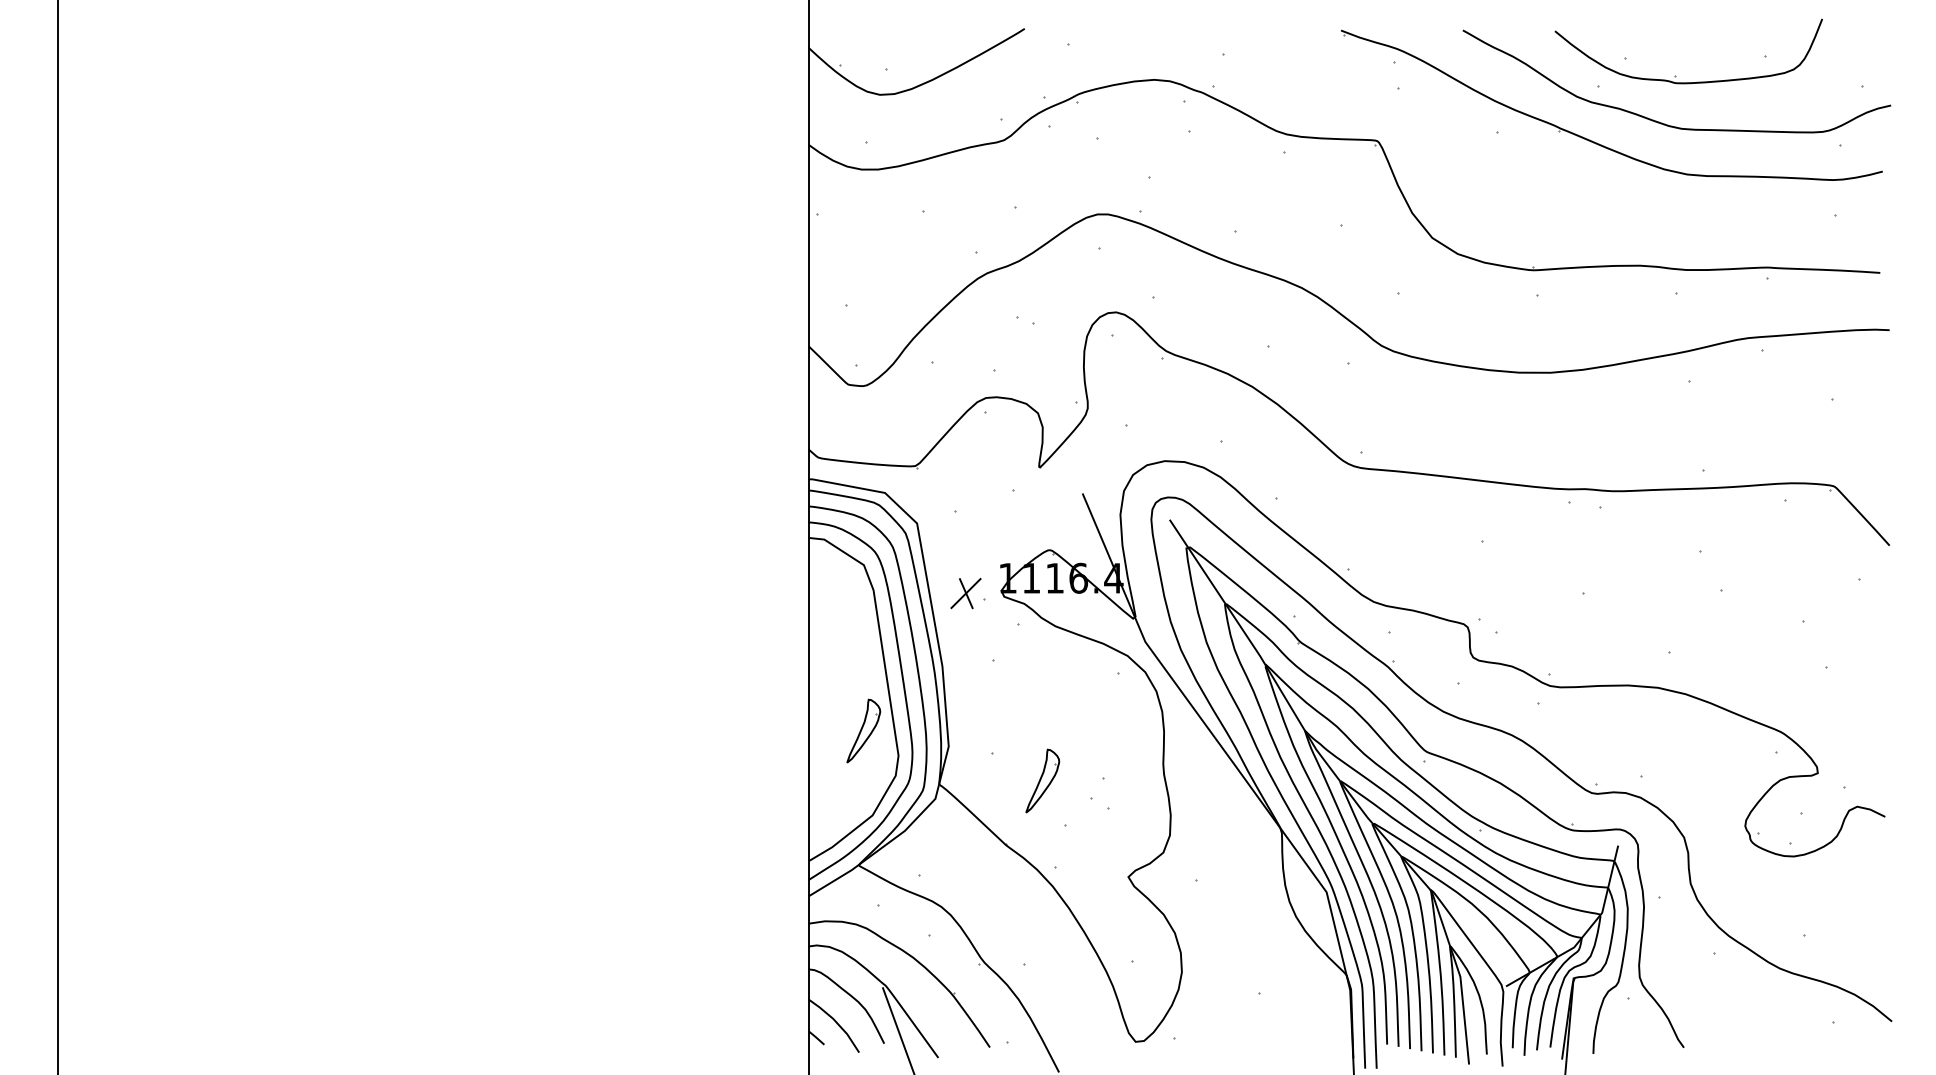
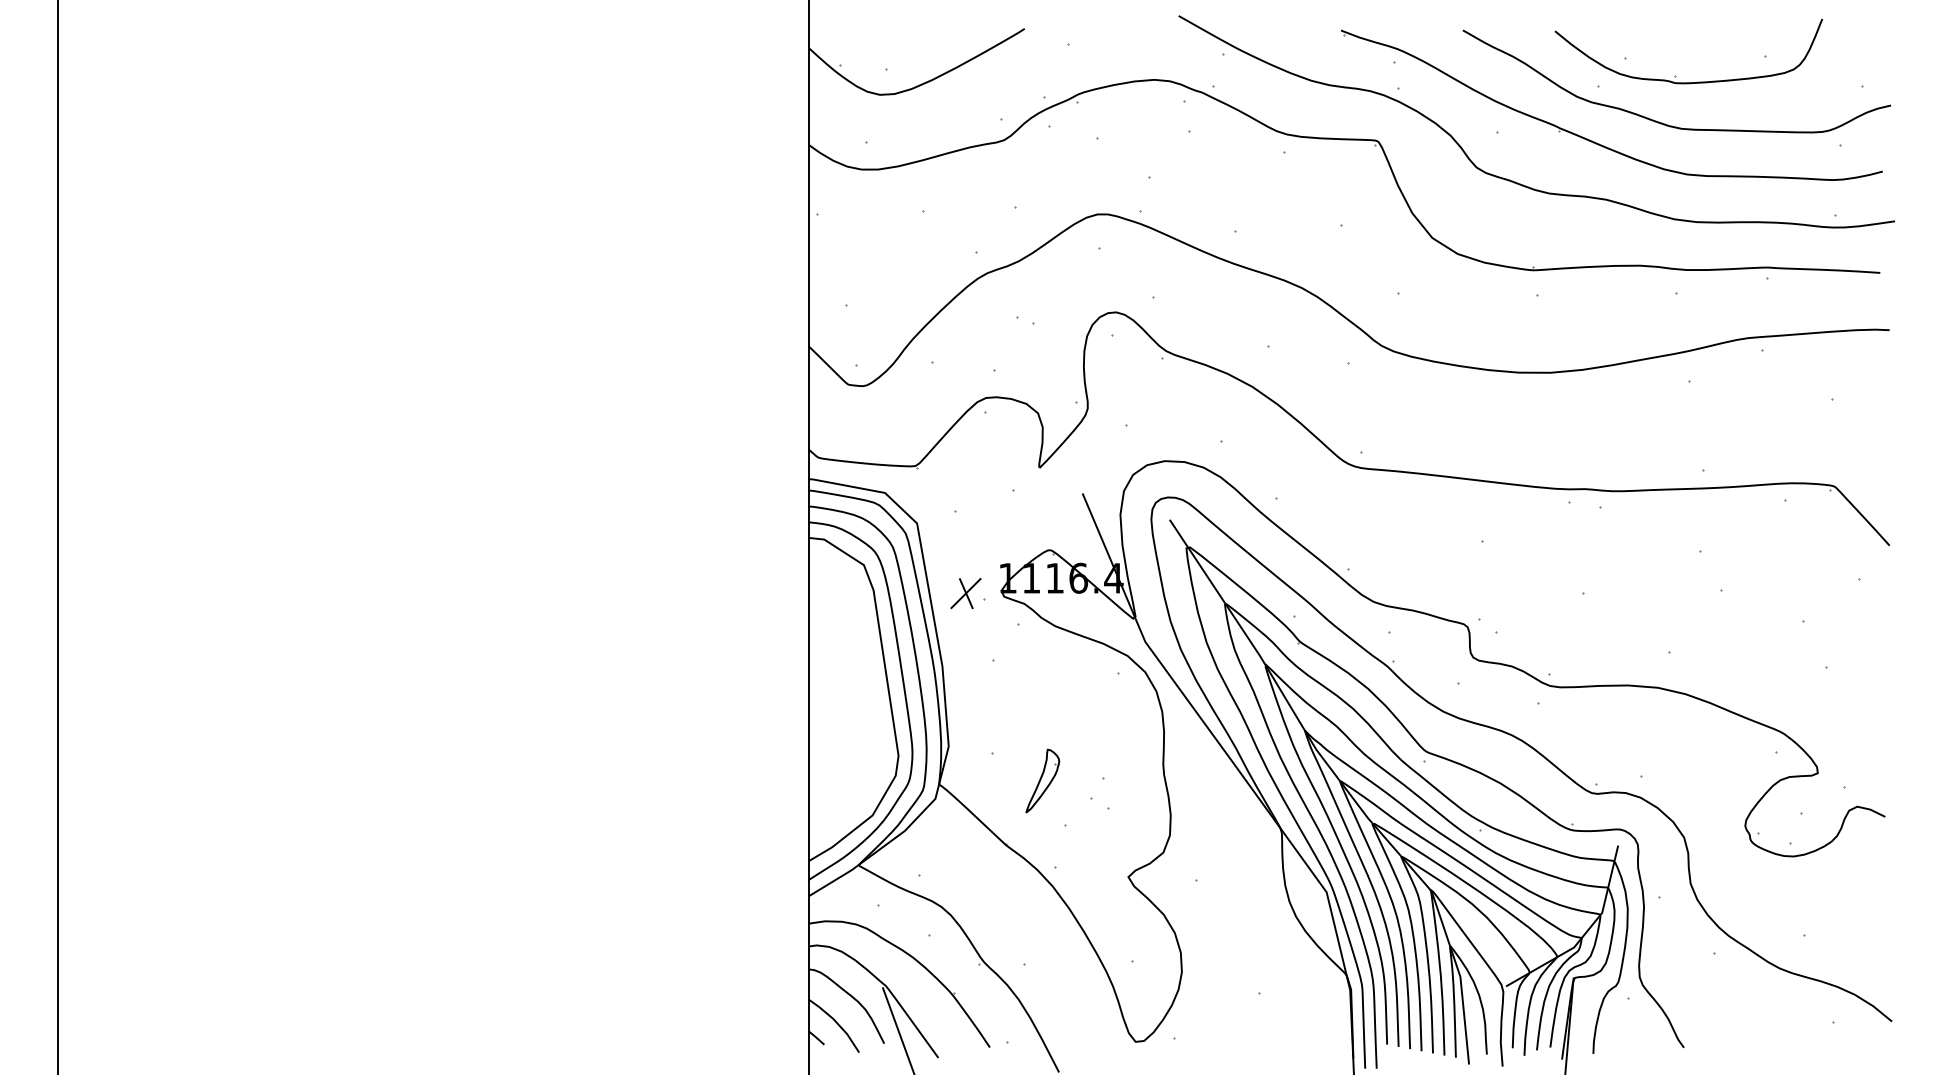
curve: none -> present (1510, 179)
part: present -> none (863, 730)
